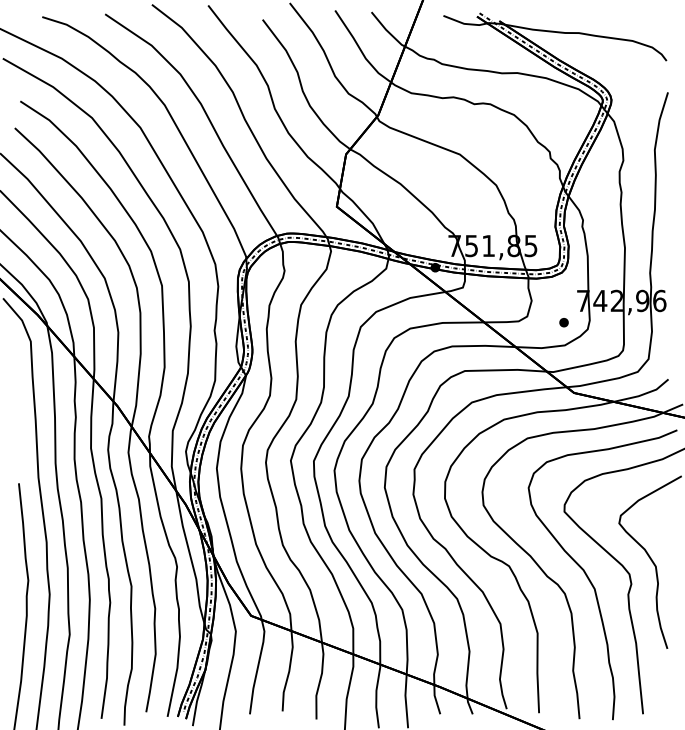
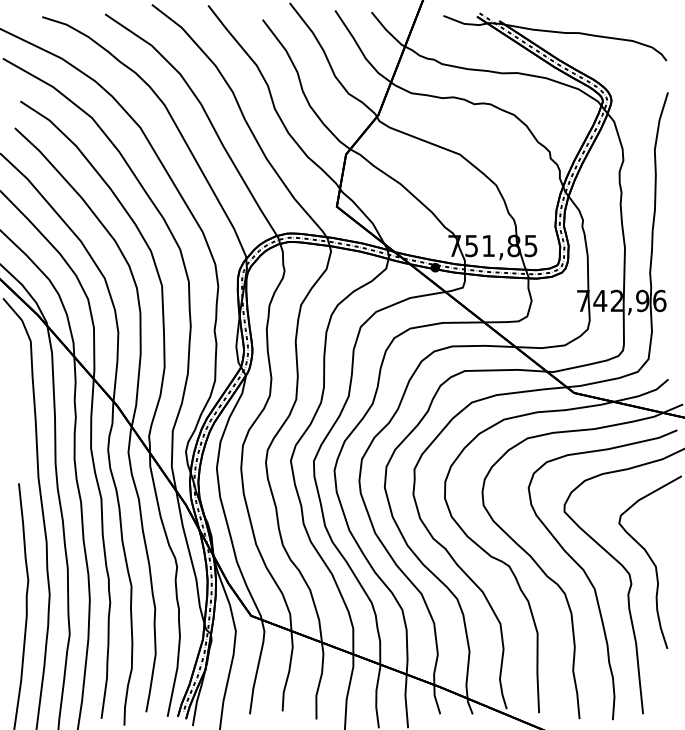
part: present -> none (563, 322)
